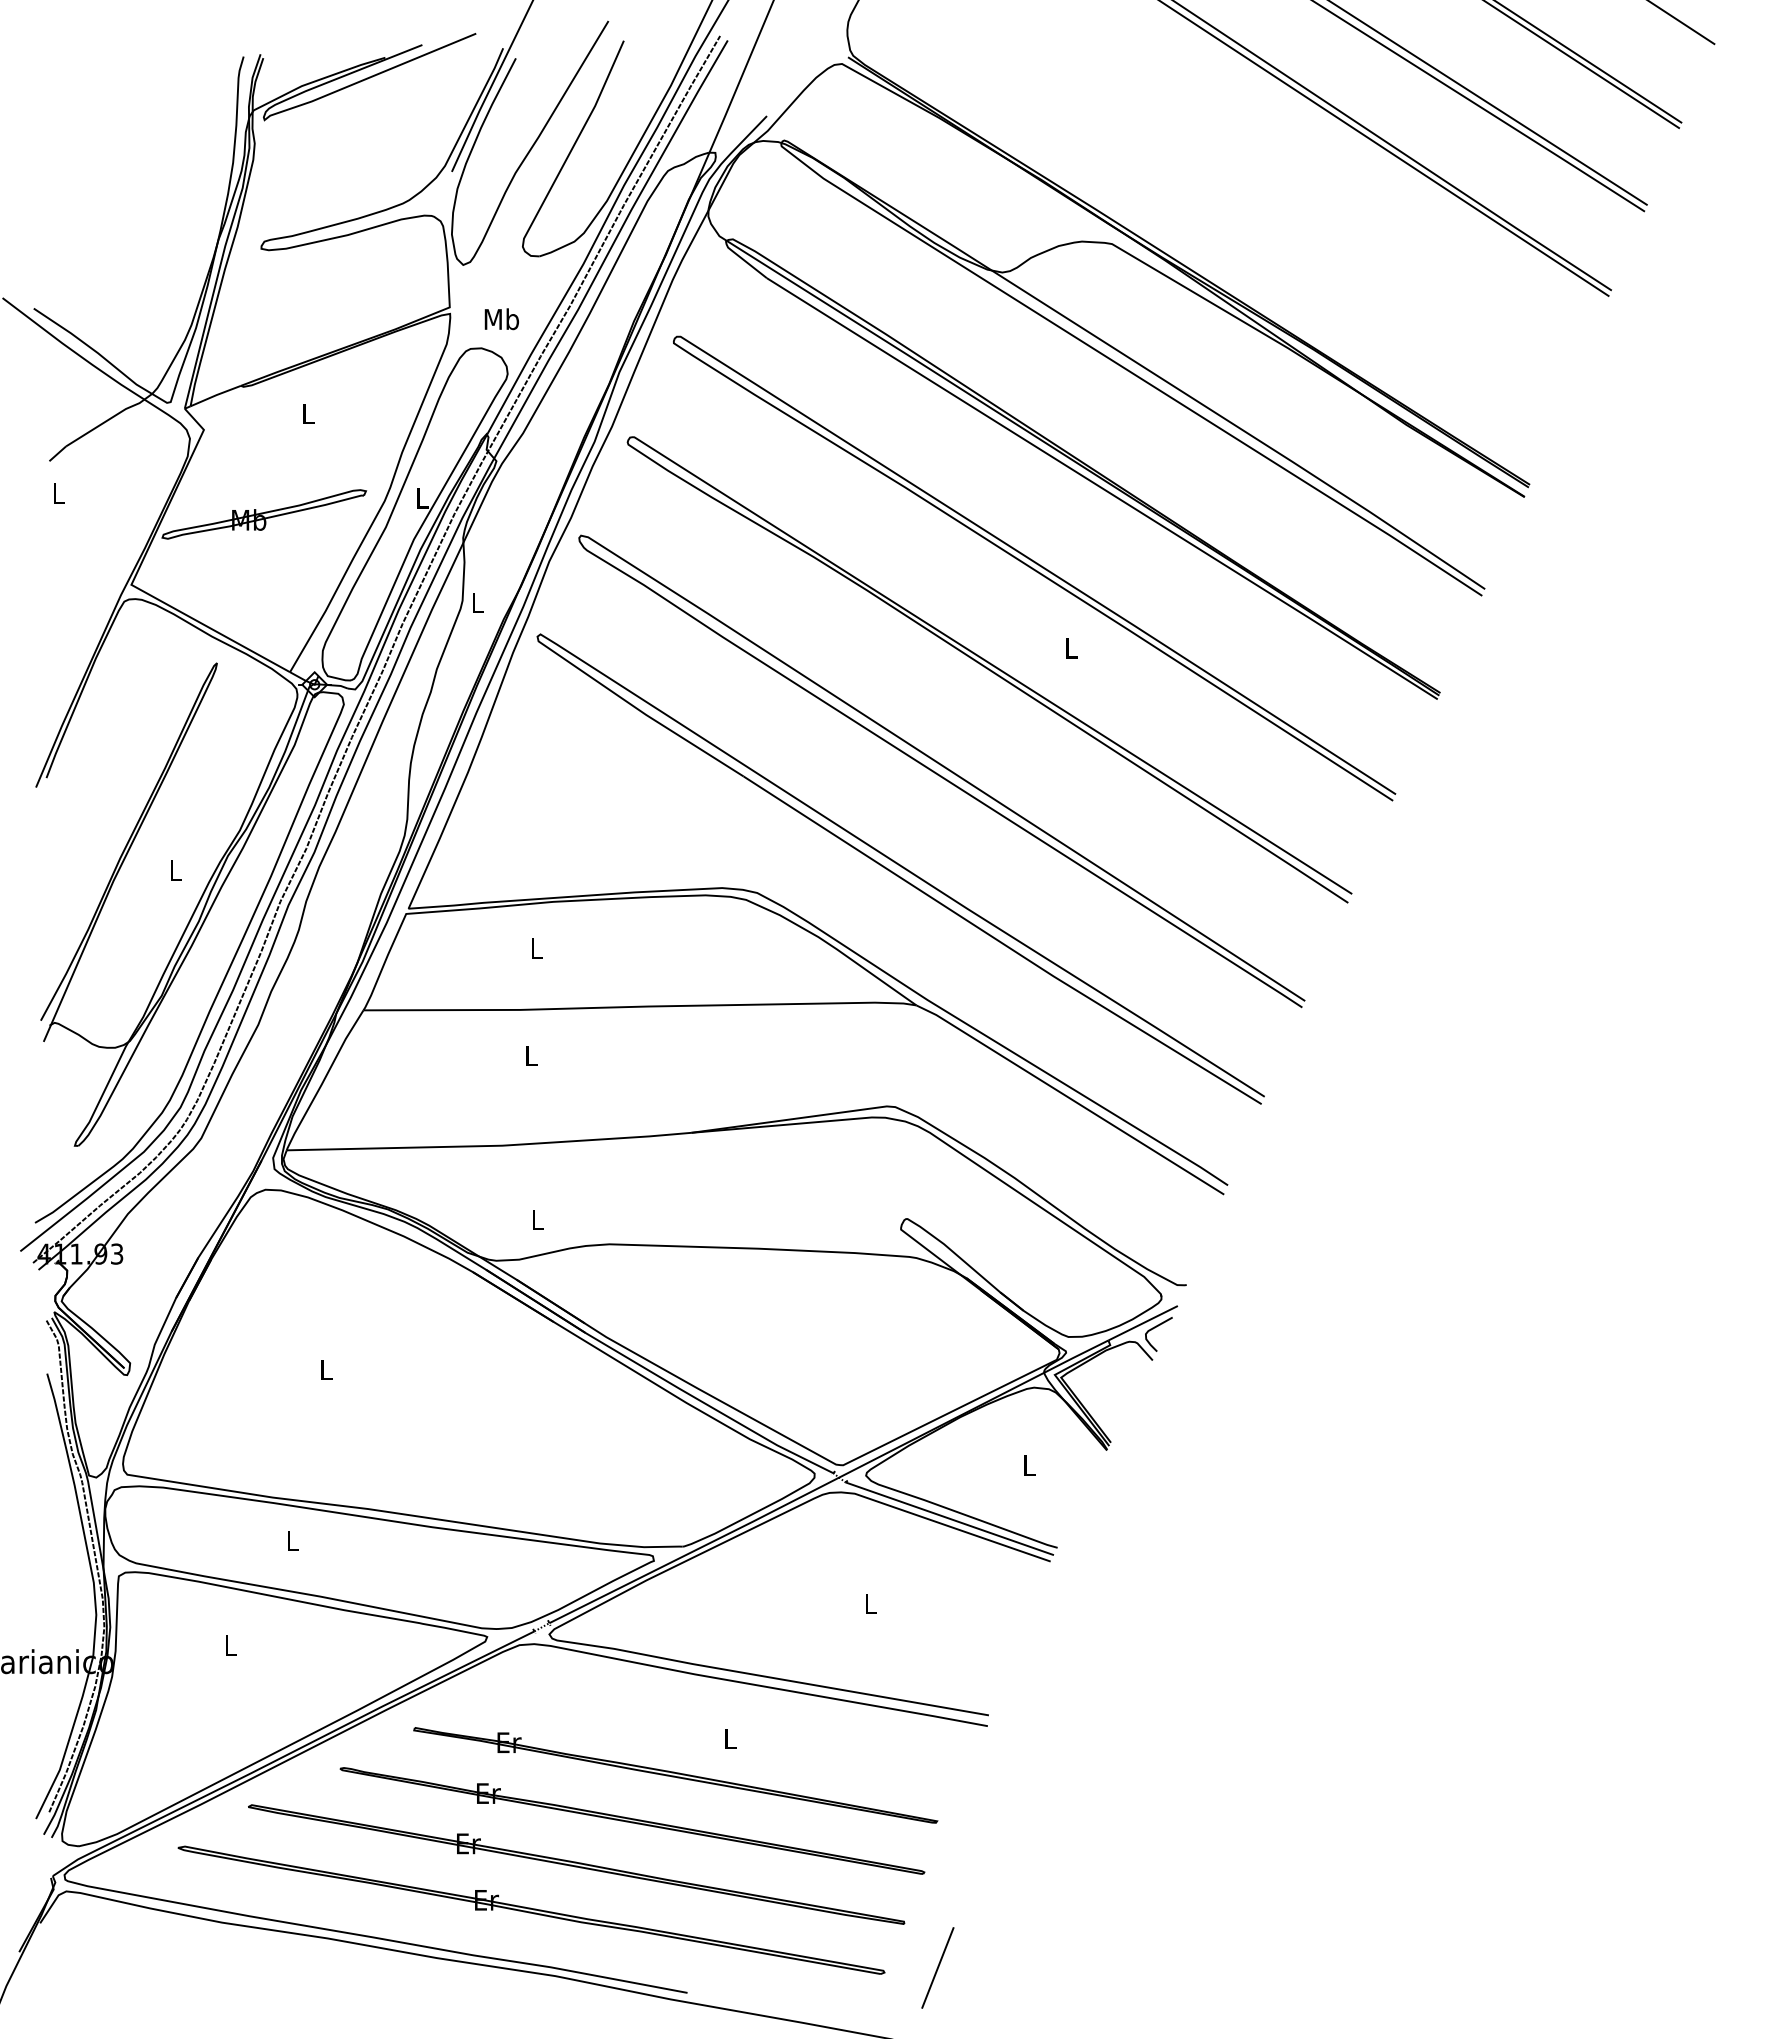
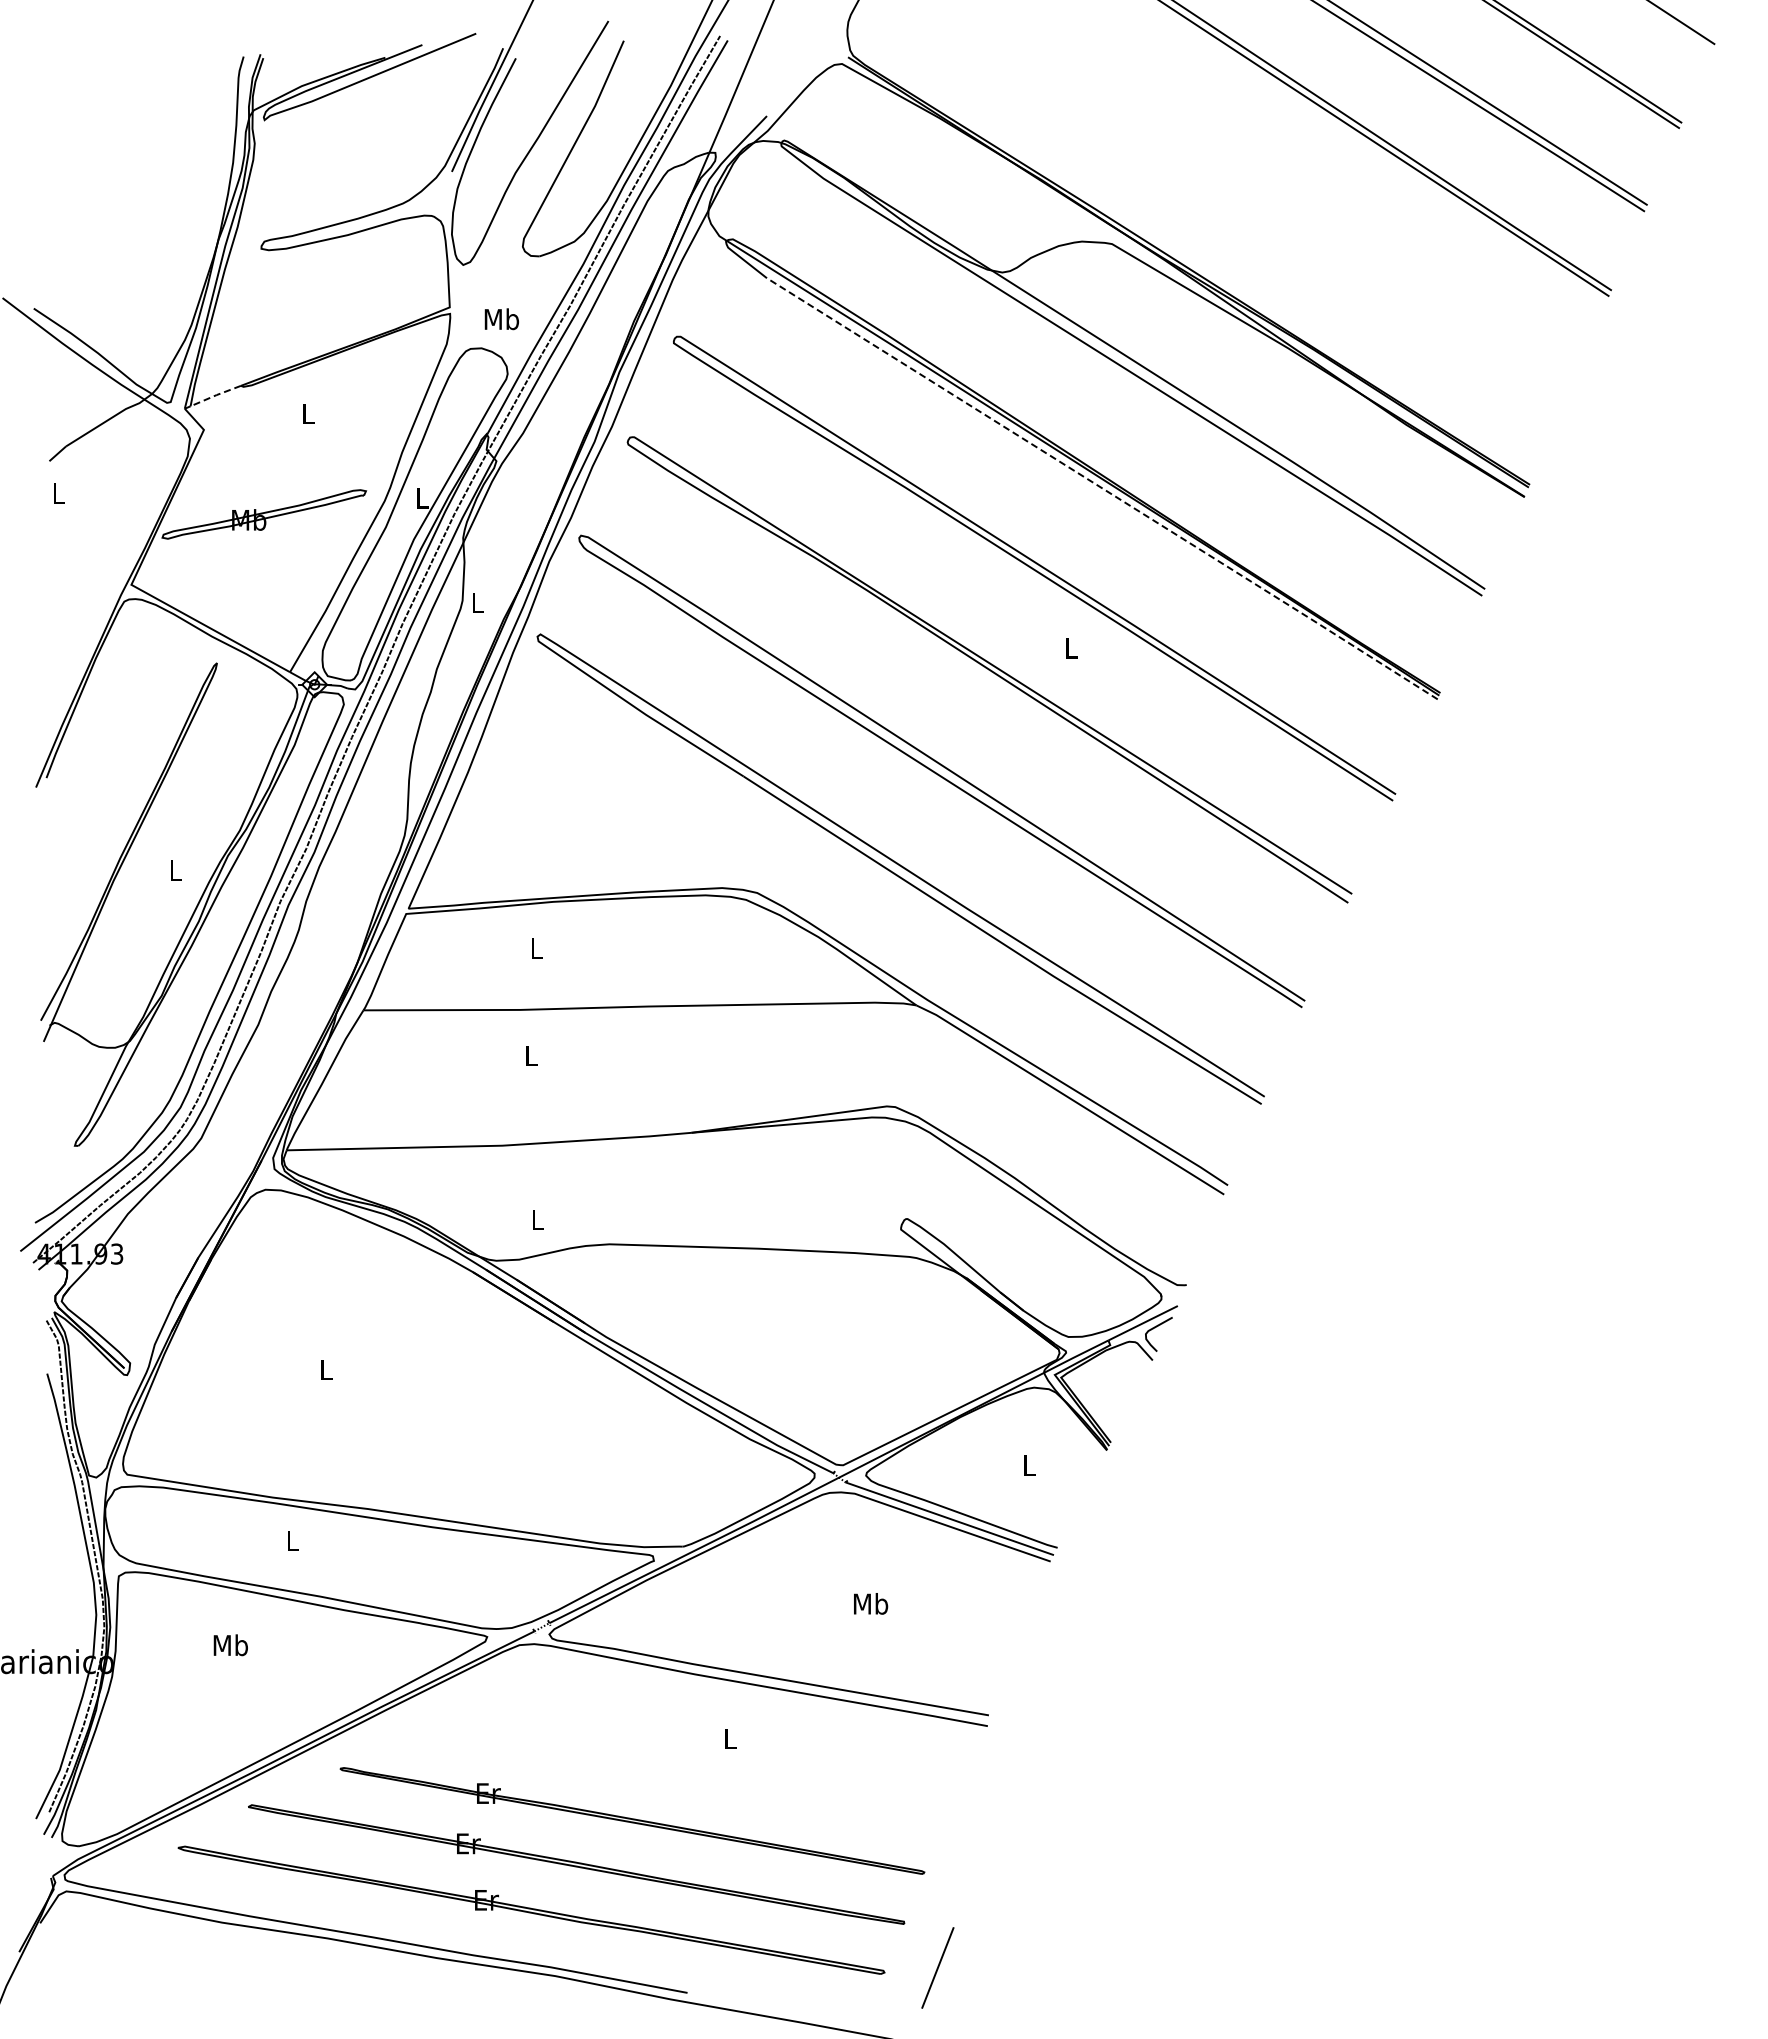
line: solid -> dashed (215, 395)
line: solid -> dashed (1103, 488)
text: L -> Mb (871, 1603)
text: L -> Mb (230, 1645)
part: present -> none (675, 1775)
